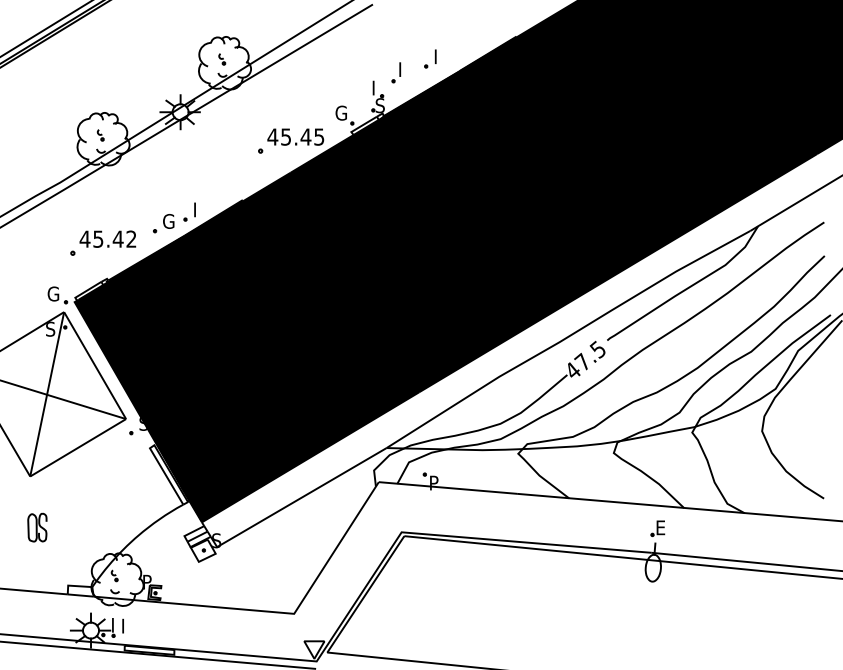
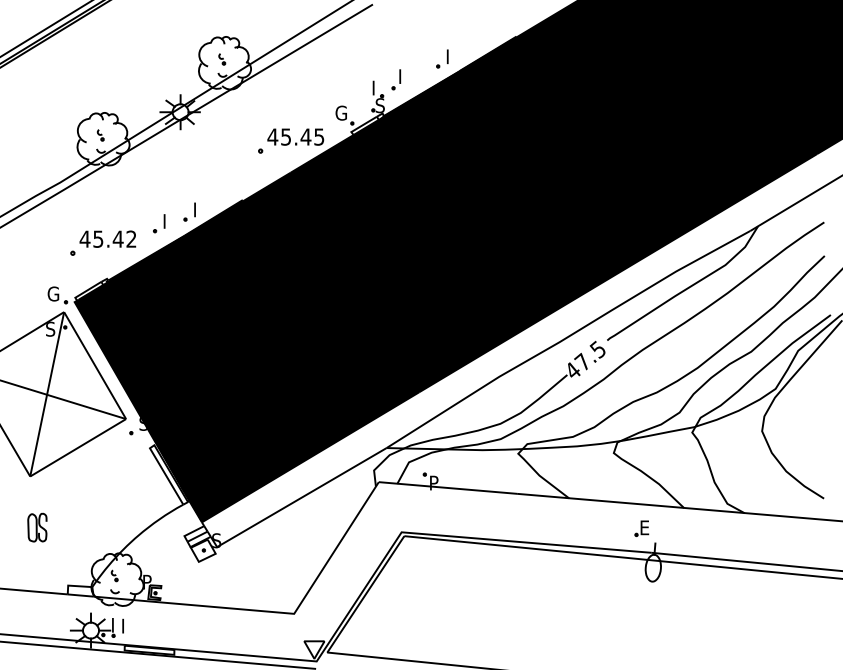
part position: (430, 58) -> (442, 58) (442, 58)
part position: (396, 72) -> (396, 79) (396, 79)
text: G -> I (168, 220)
part position: (657, 528) -> (641, 528) (641, 528)
